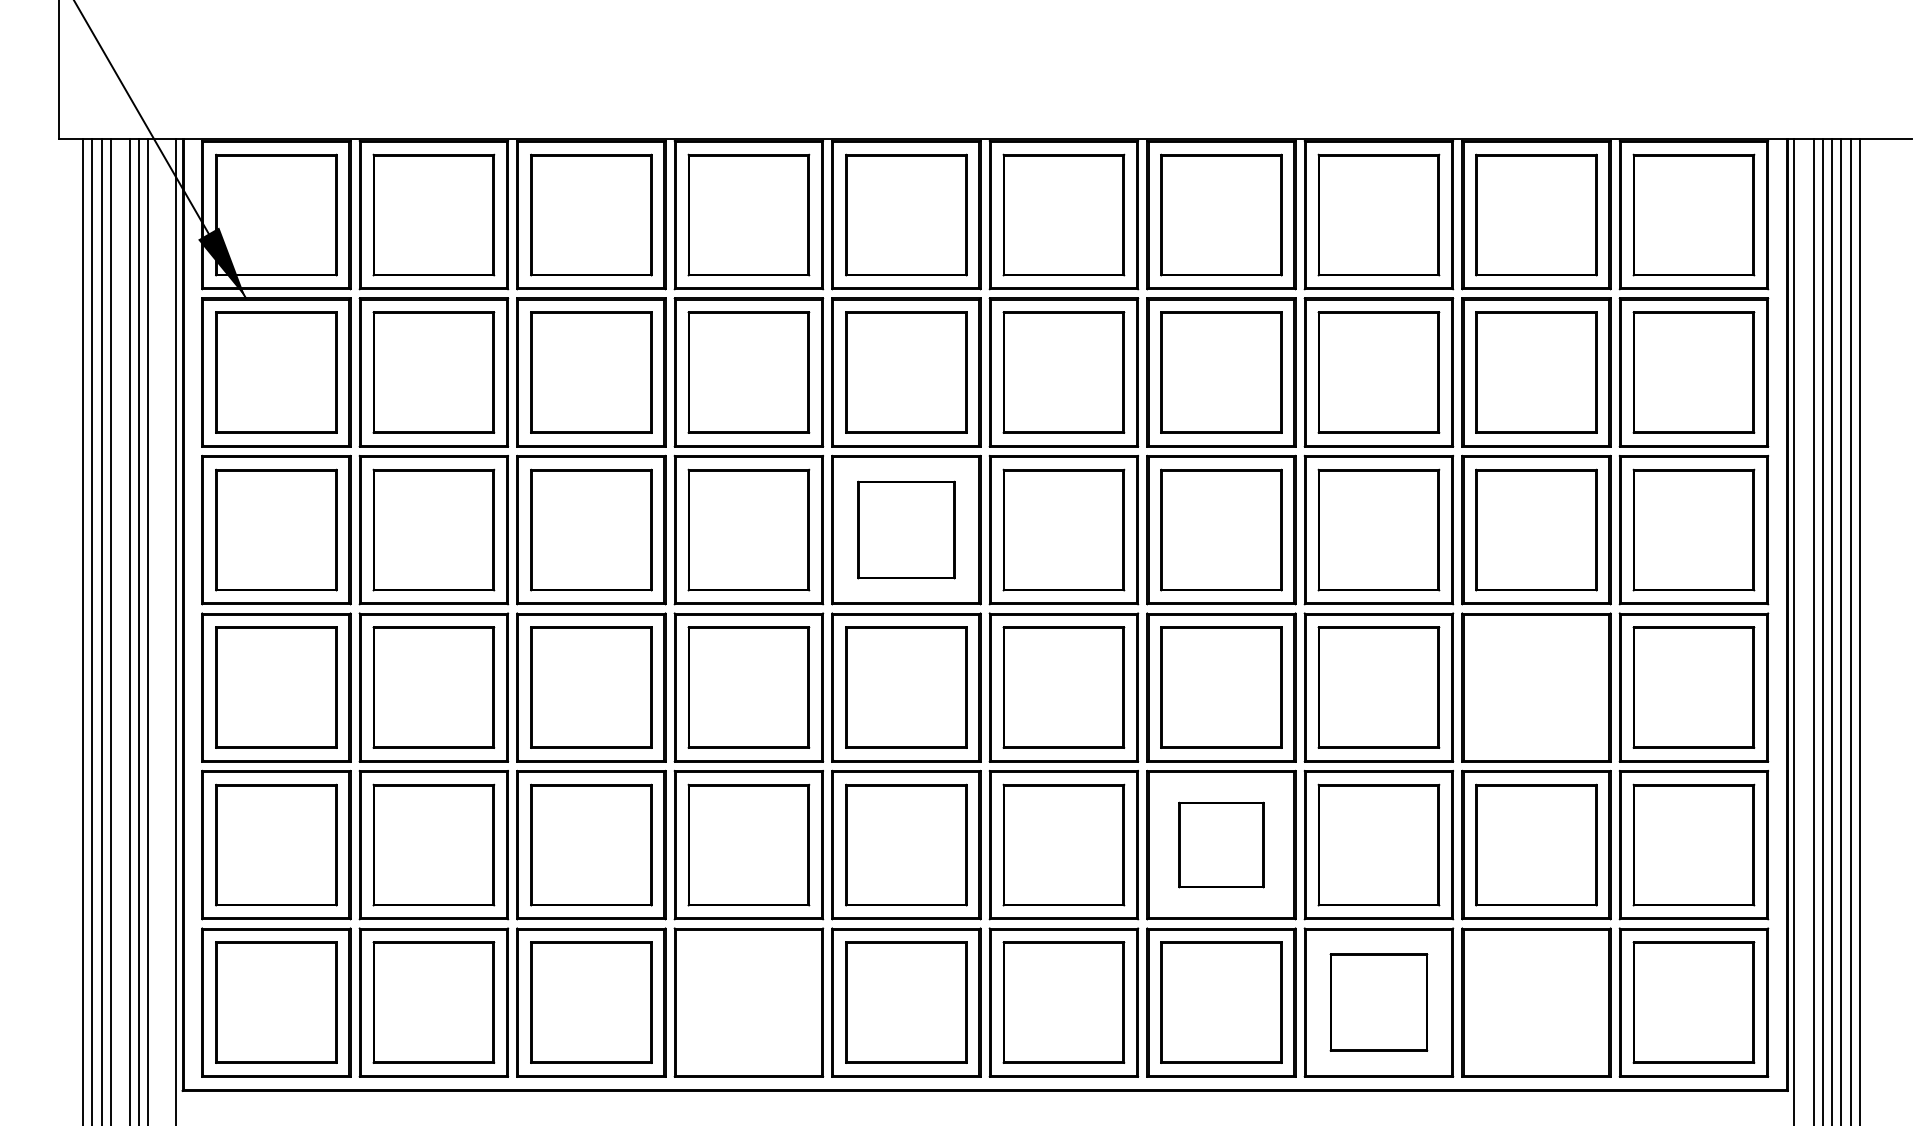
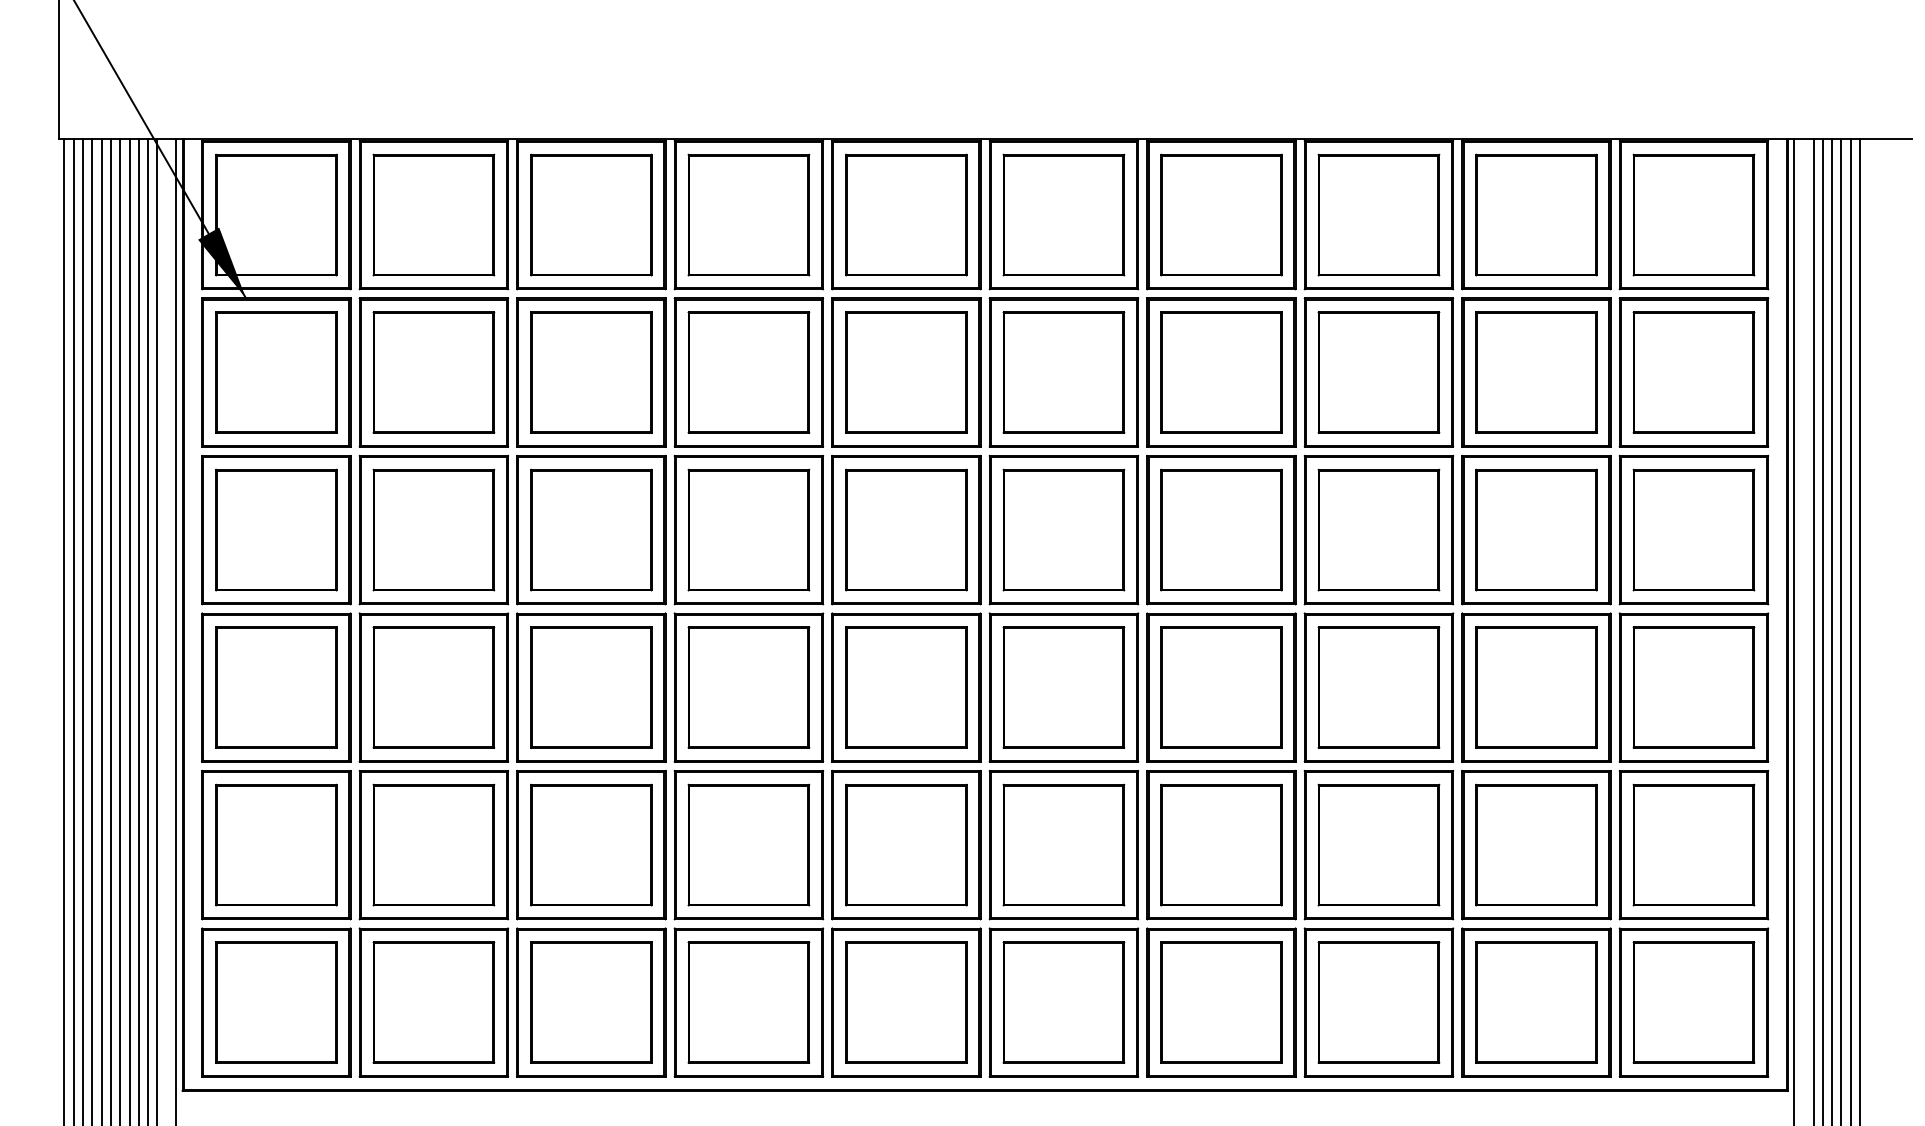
part size: 99x100 px -> 123x124 px (906, 529)
line: none -> present (64, 630)
line: none -> present (73, 630)
line: none -> present (120, 630)
line: none -> present (157, 630)
part: none -> present (1536, 687)
part size: 87x88 px -> 123x124 px (1221, 844)
part: none -> present (748, 1002)
part size: 100x99 px -> 124x123 px (1378, 1002)
part: none -> present (1536, 1002)
